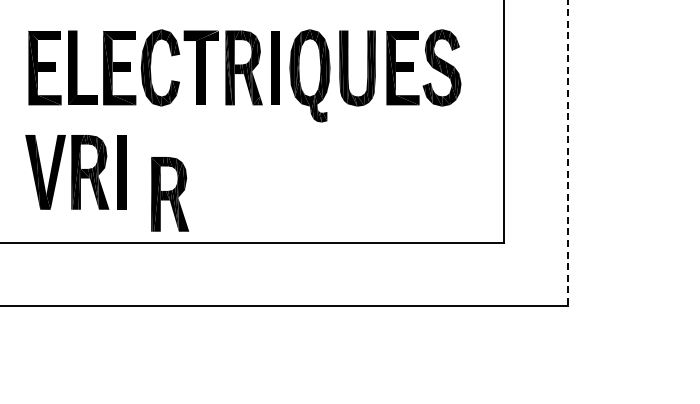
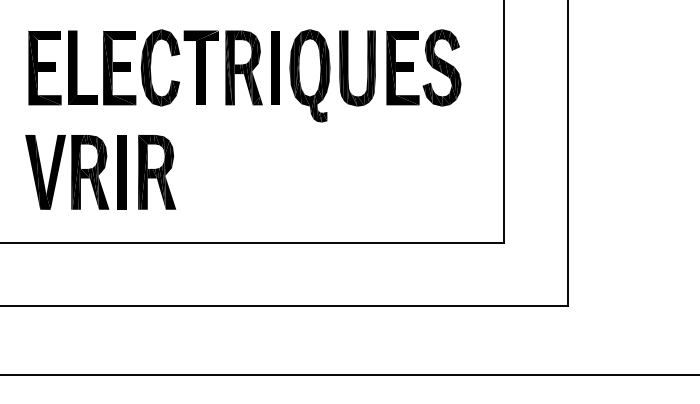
line: dashed -> solid (567, 153)
part position: (170, 194) -> (157, 172) (157, 172)
line: none -> present (349, 374)
